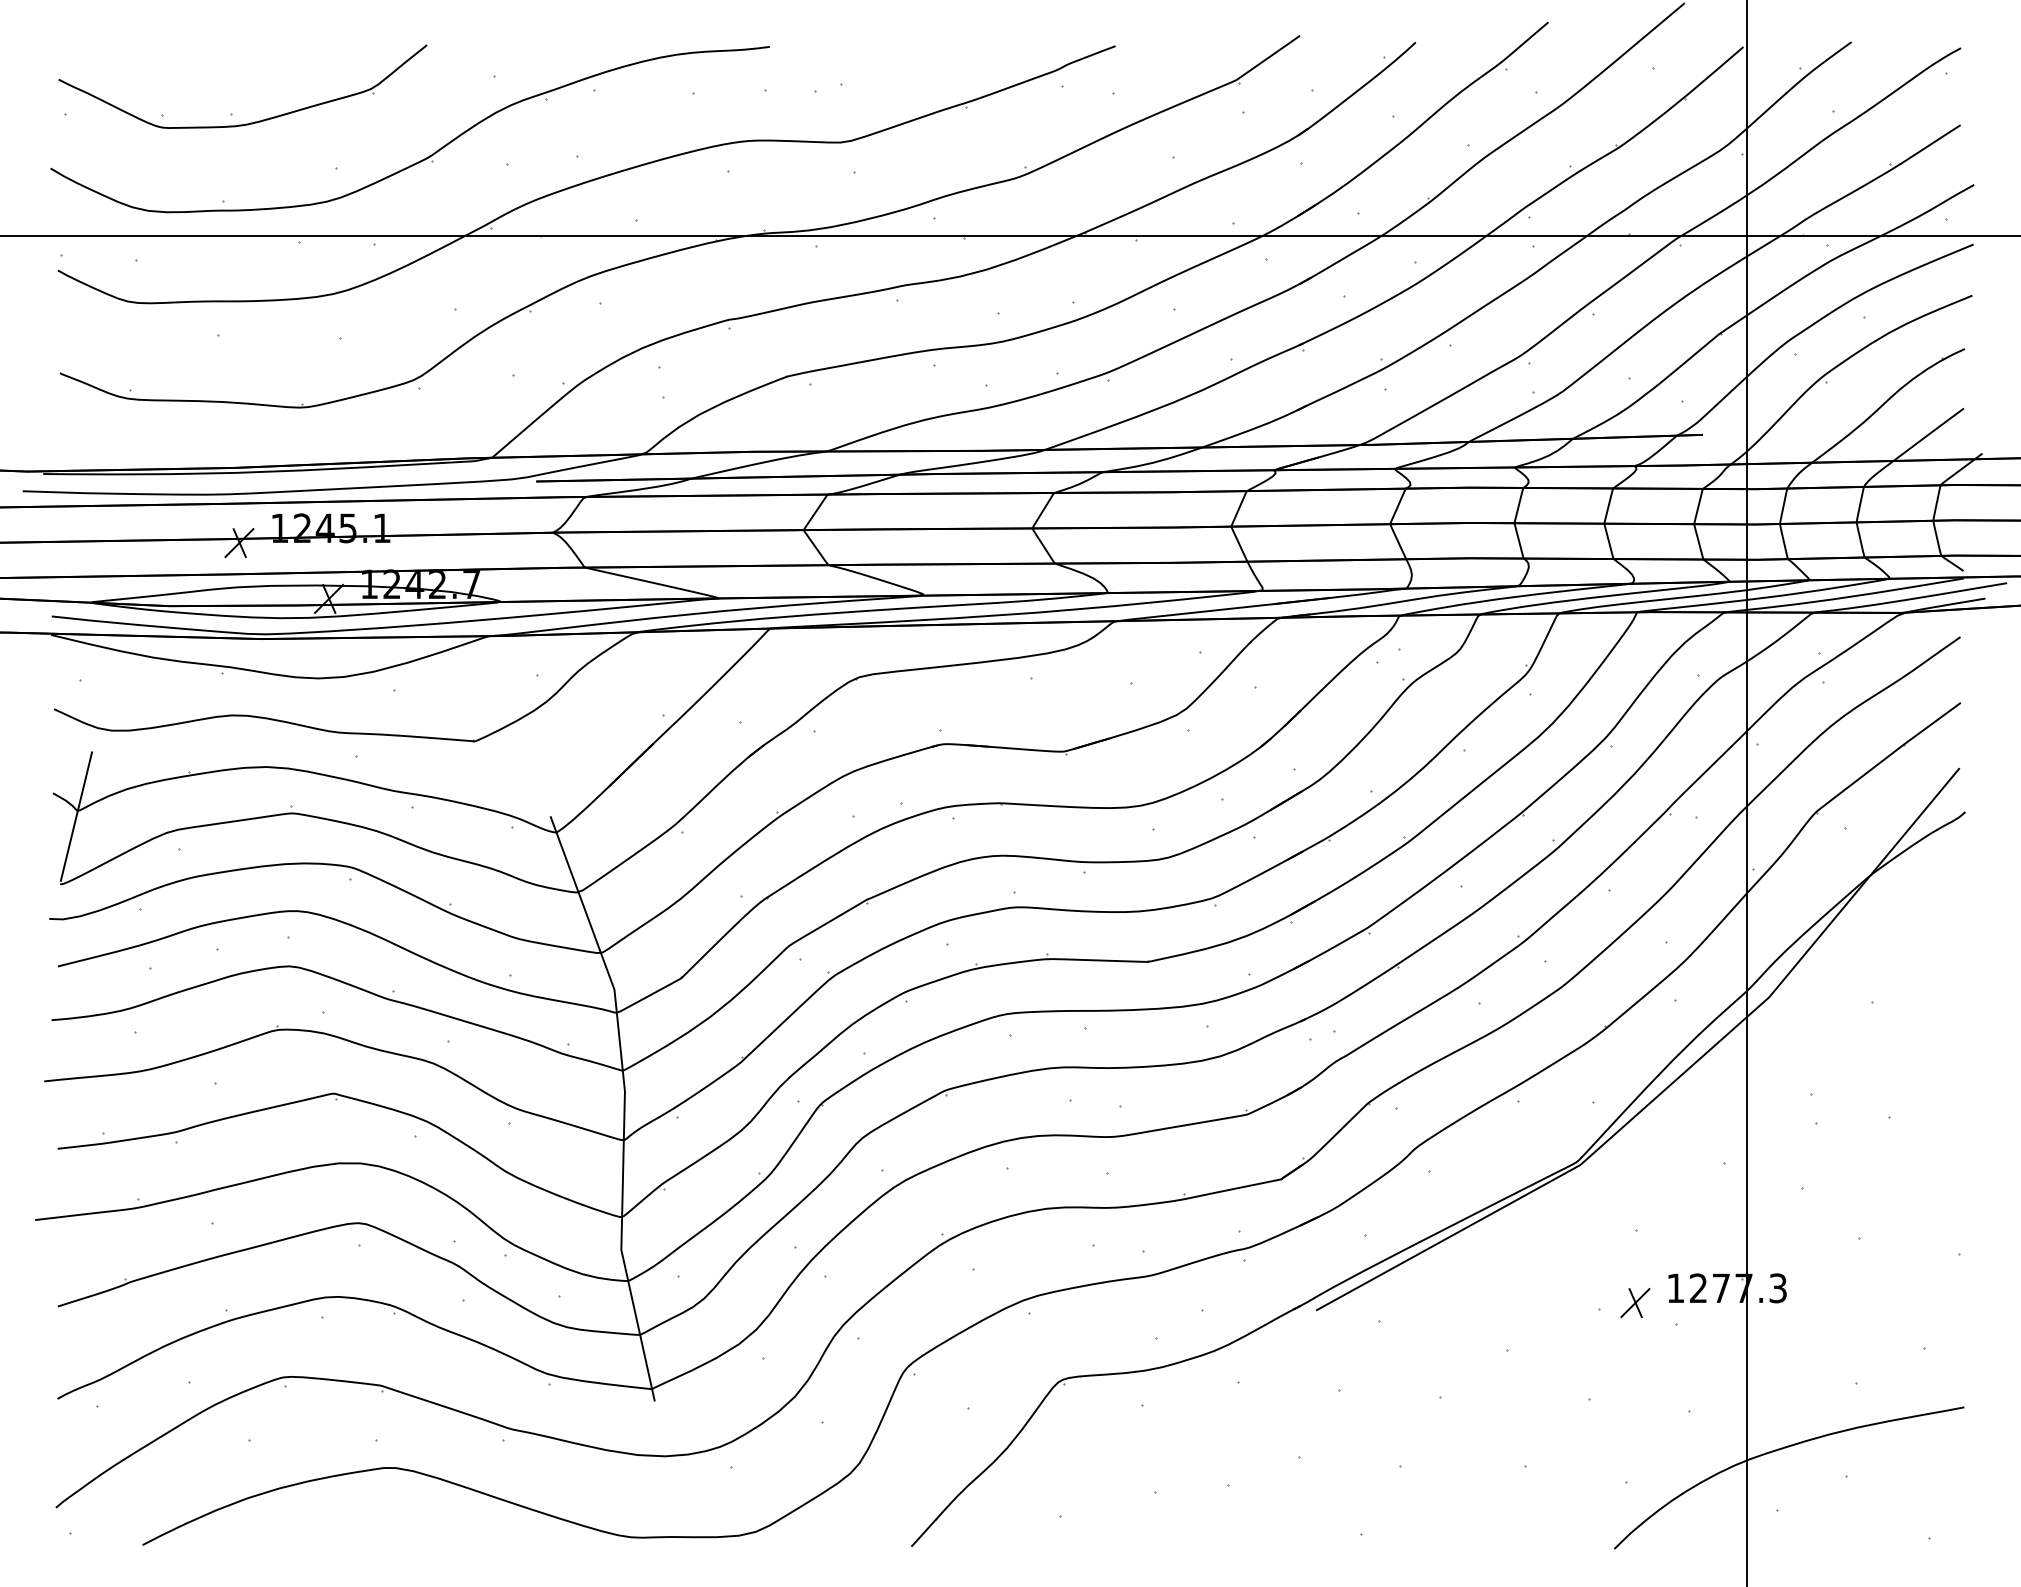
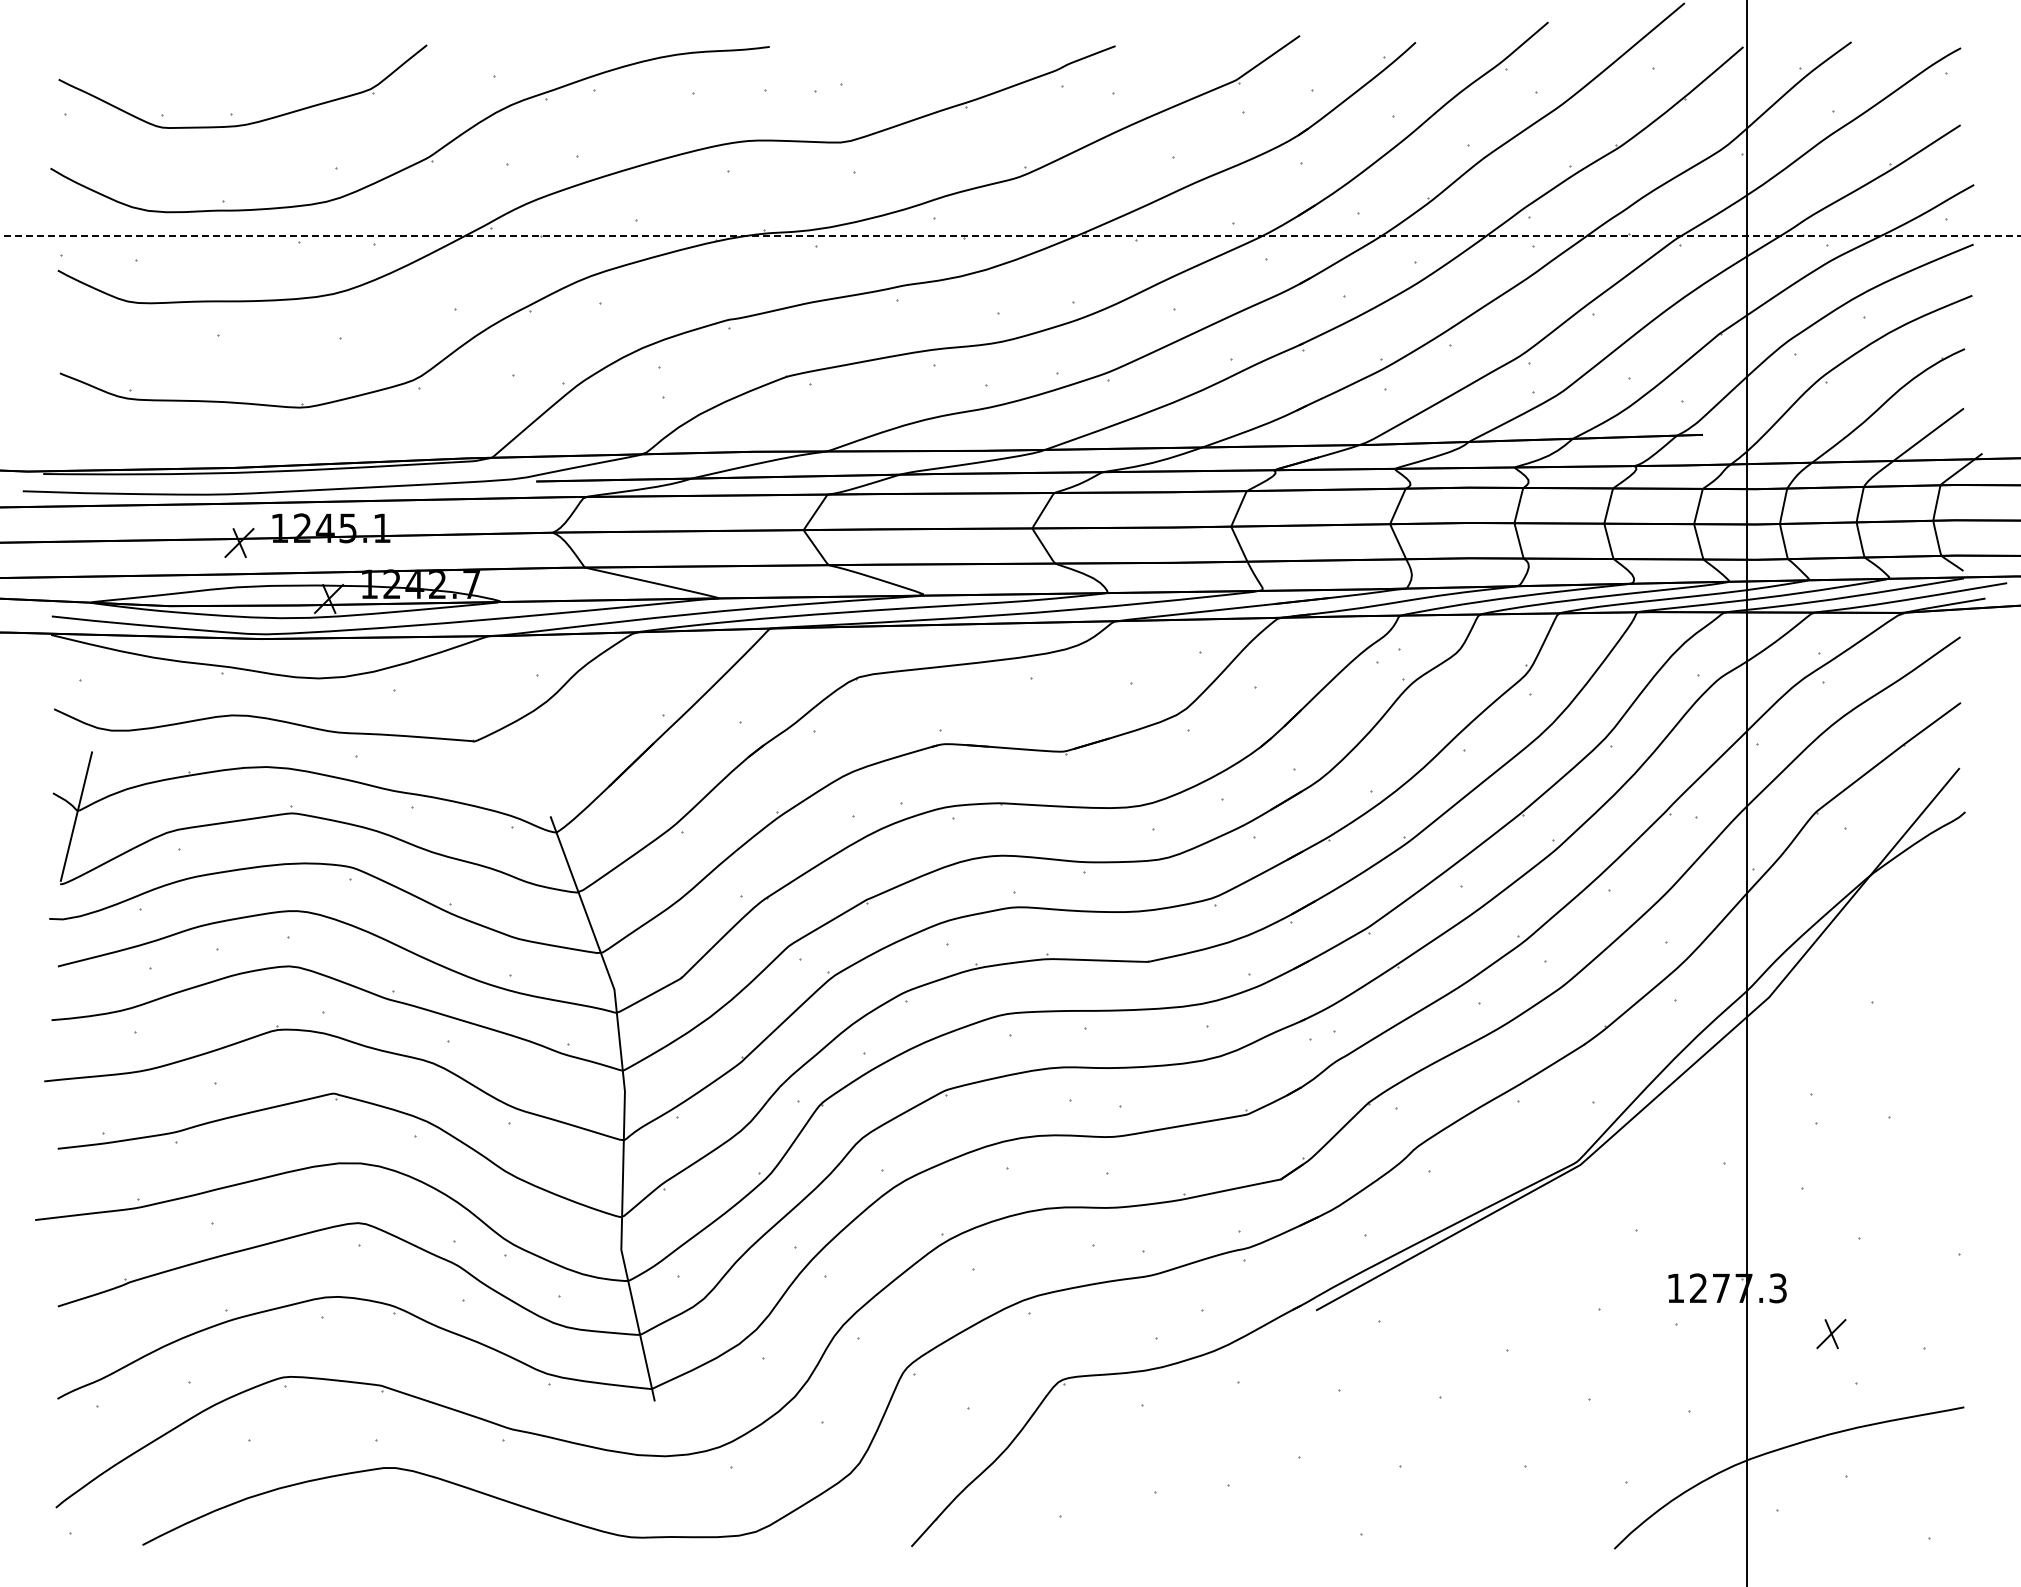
line: solid -> dashed (1011, 235)
part position: (1635, 1303) -> (1831, 1334) (1831, 1334)
